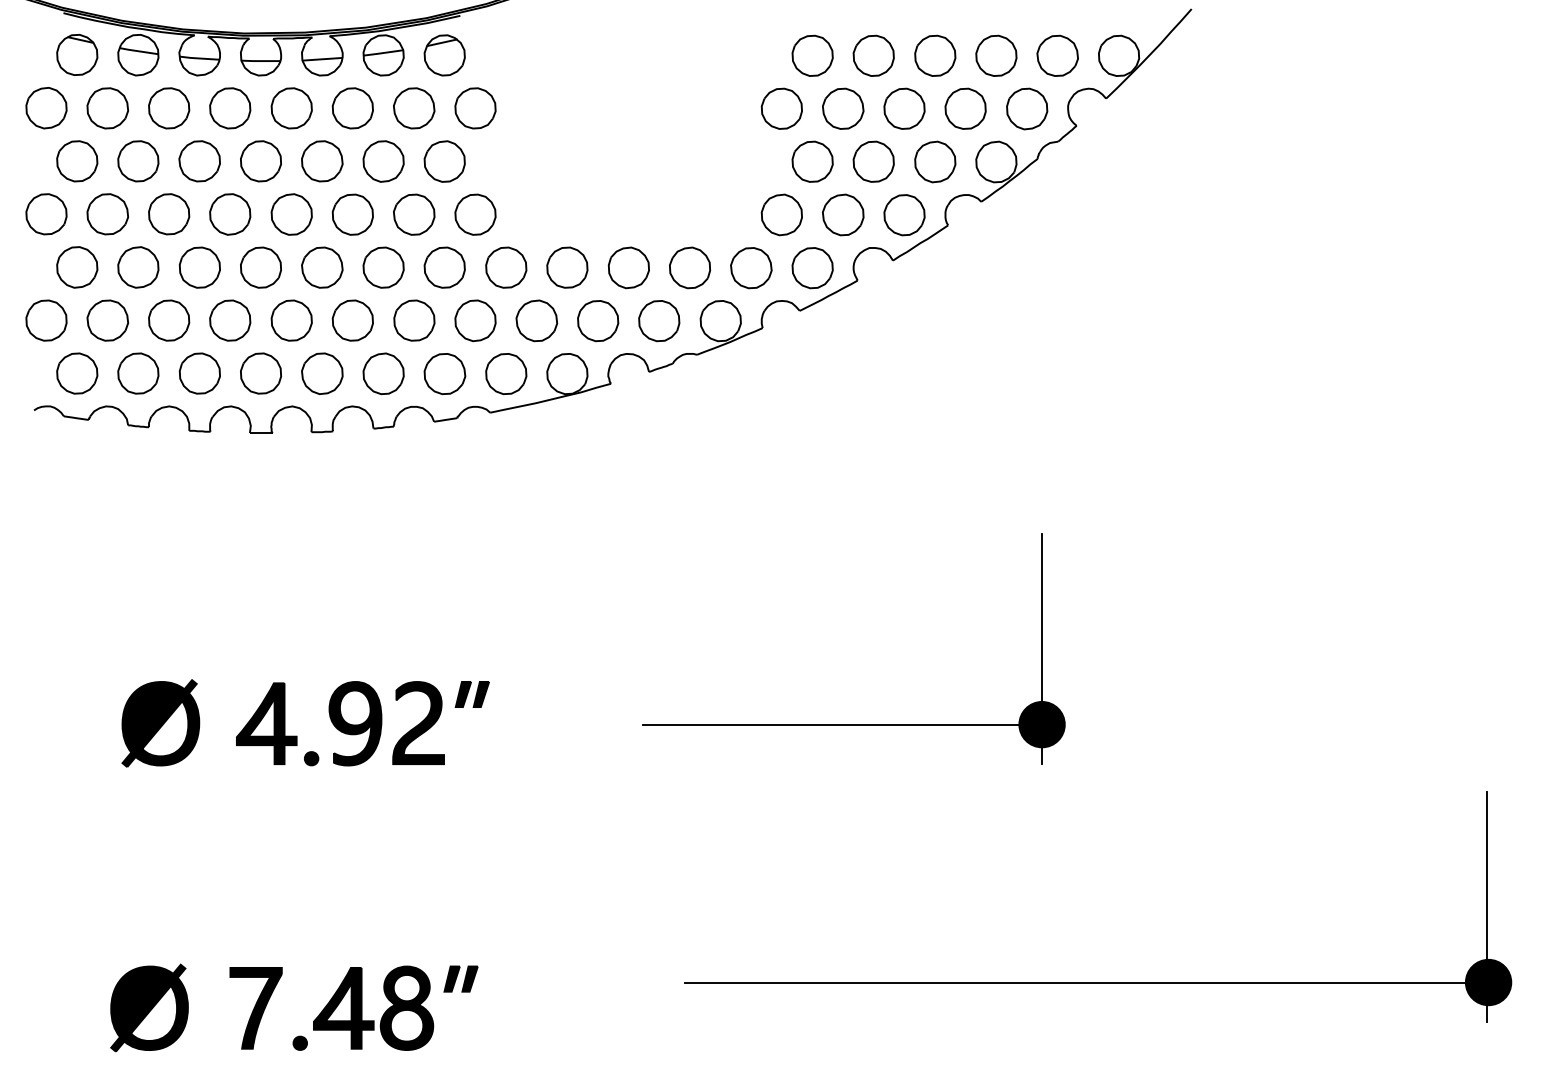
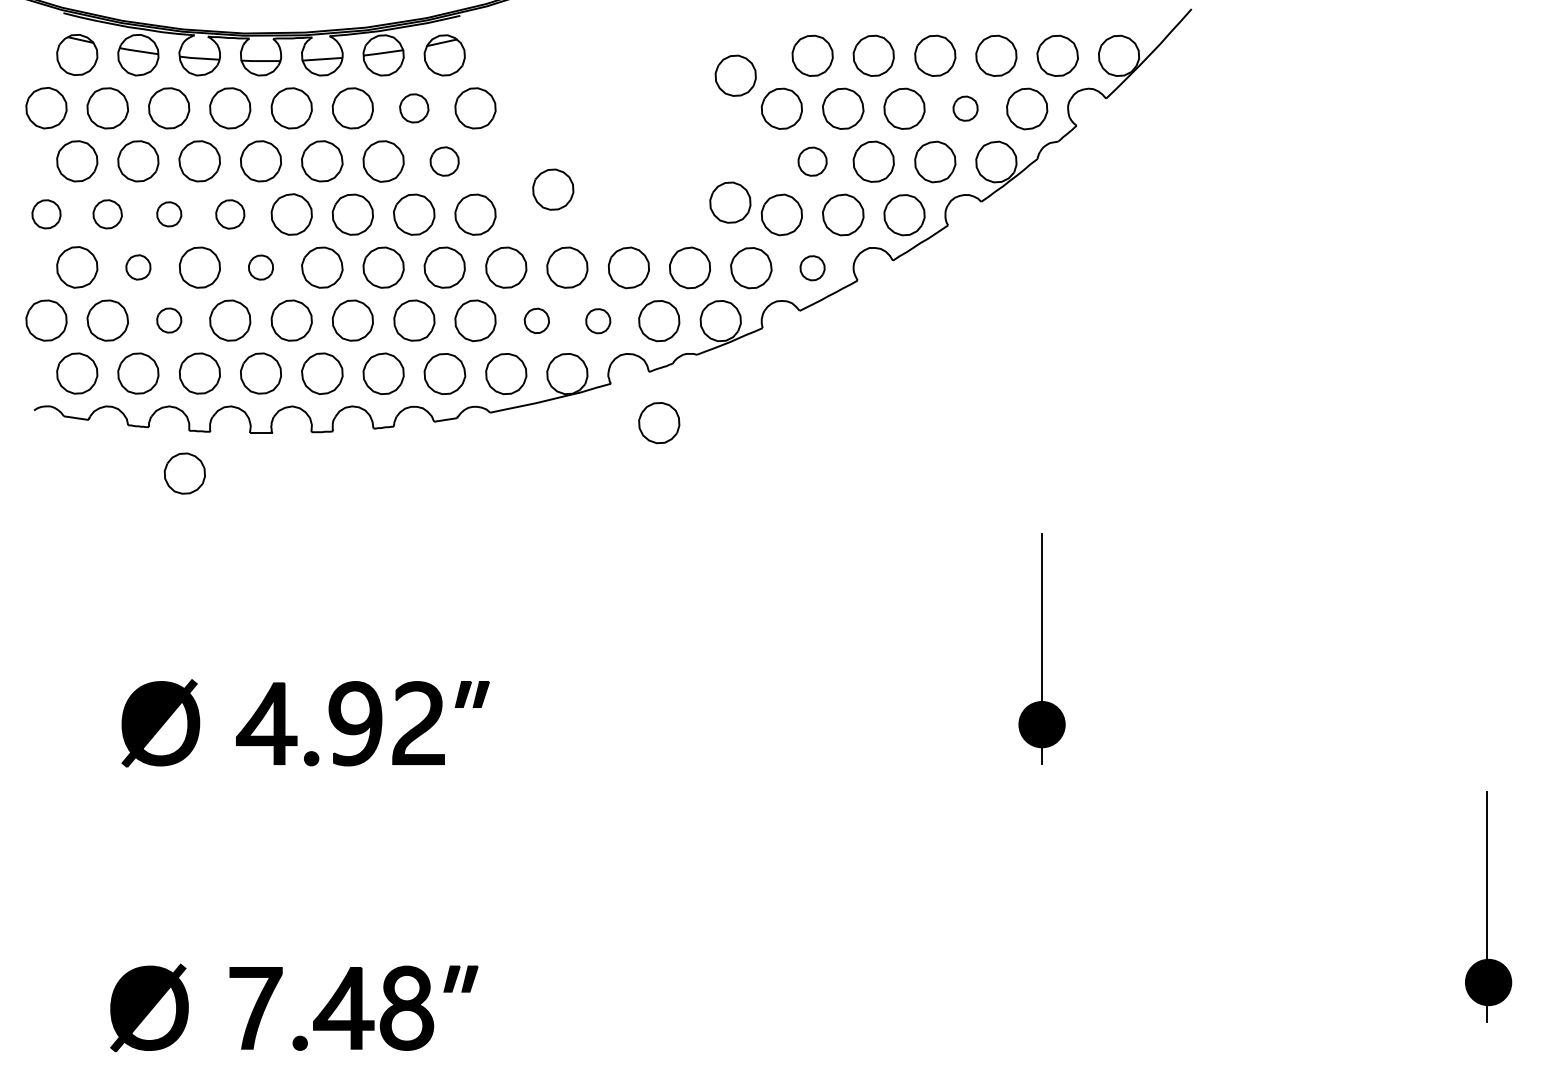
part: none -> present (735, 75)
part size: 43x43 px -> 31x31 px (414, 108)
part size: 43x43 px -> 27x27 px (965, 108)
part size: 43x43 px -> 31x31 px (444, 161)
part size: 43x43 px -> 31x31 px (812, 161)
part: none -> present (553, 189)
part: none -> present (730, 202)
part size: 43x43 px -> 31x31 px (46, 214)
part size: 43x43 px -> 31x31 px (107, 214)
part size: 43x43 px -> 27x27 px (169, 214)
part size: 43x43 px -> 31x31 px (230, 214)
part size: 43x43 px -> 27x27 px (138, 267)
part size: 42x43 px -> 26x27 px (260, 267)
part size: 43x43 px -> 27x27 px (812, 268)
part size: 43x43 px -> 27x27 px (169, 320)
part size: 44x44 px -> 27x27 px (536, 320)
part size: 43x43 px -> 27x27 px (598, 321)
part: none -> present (659, 423)
part: none -> present (184, 473)
line: present -> none (842, 724)
line: present -> none (1086, 982)
